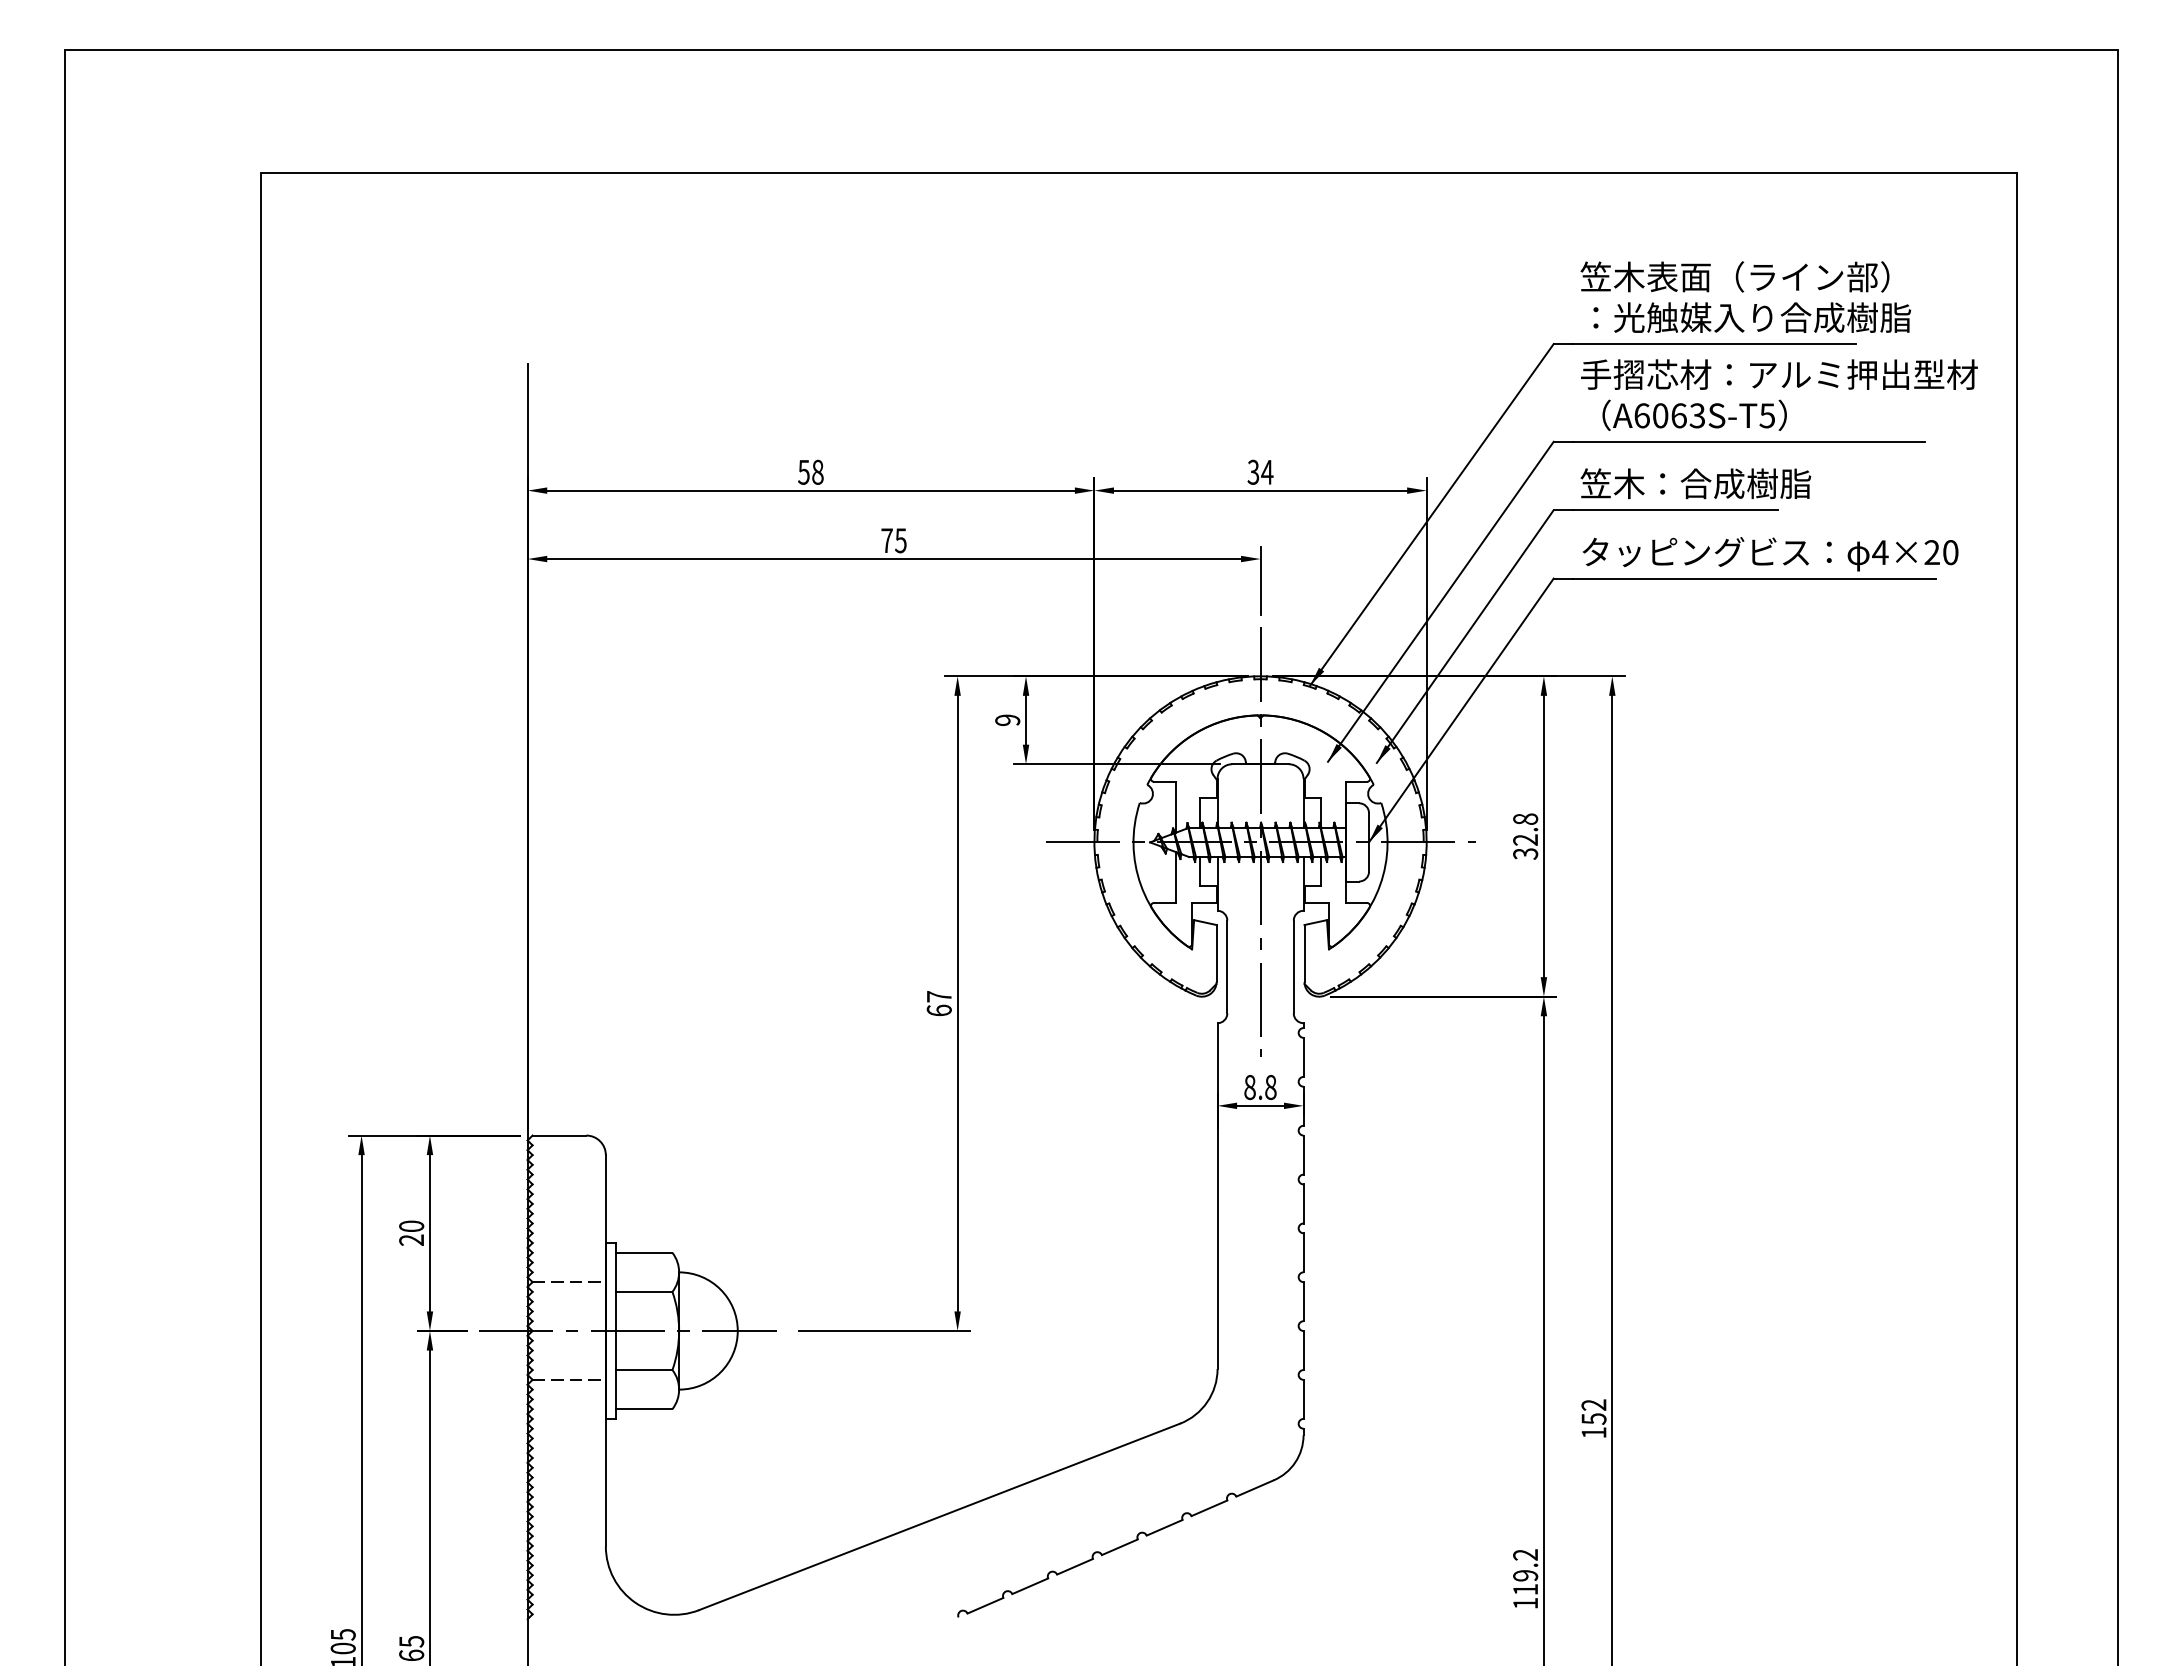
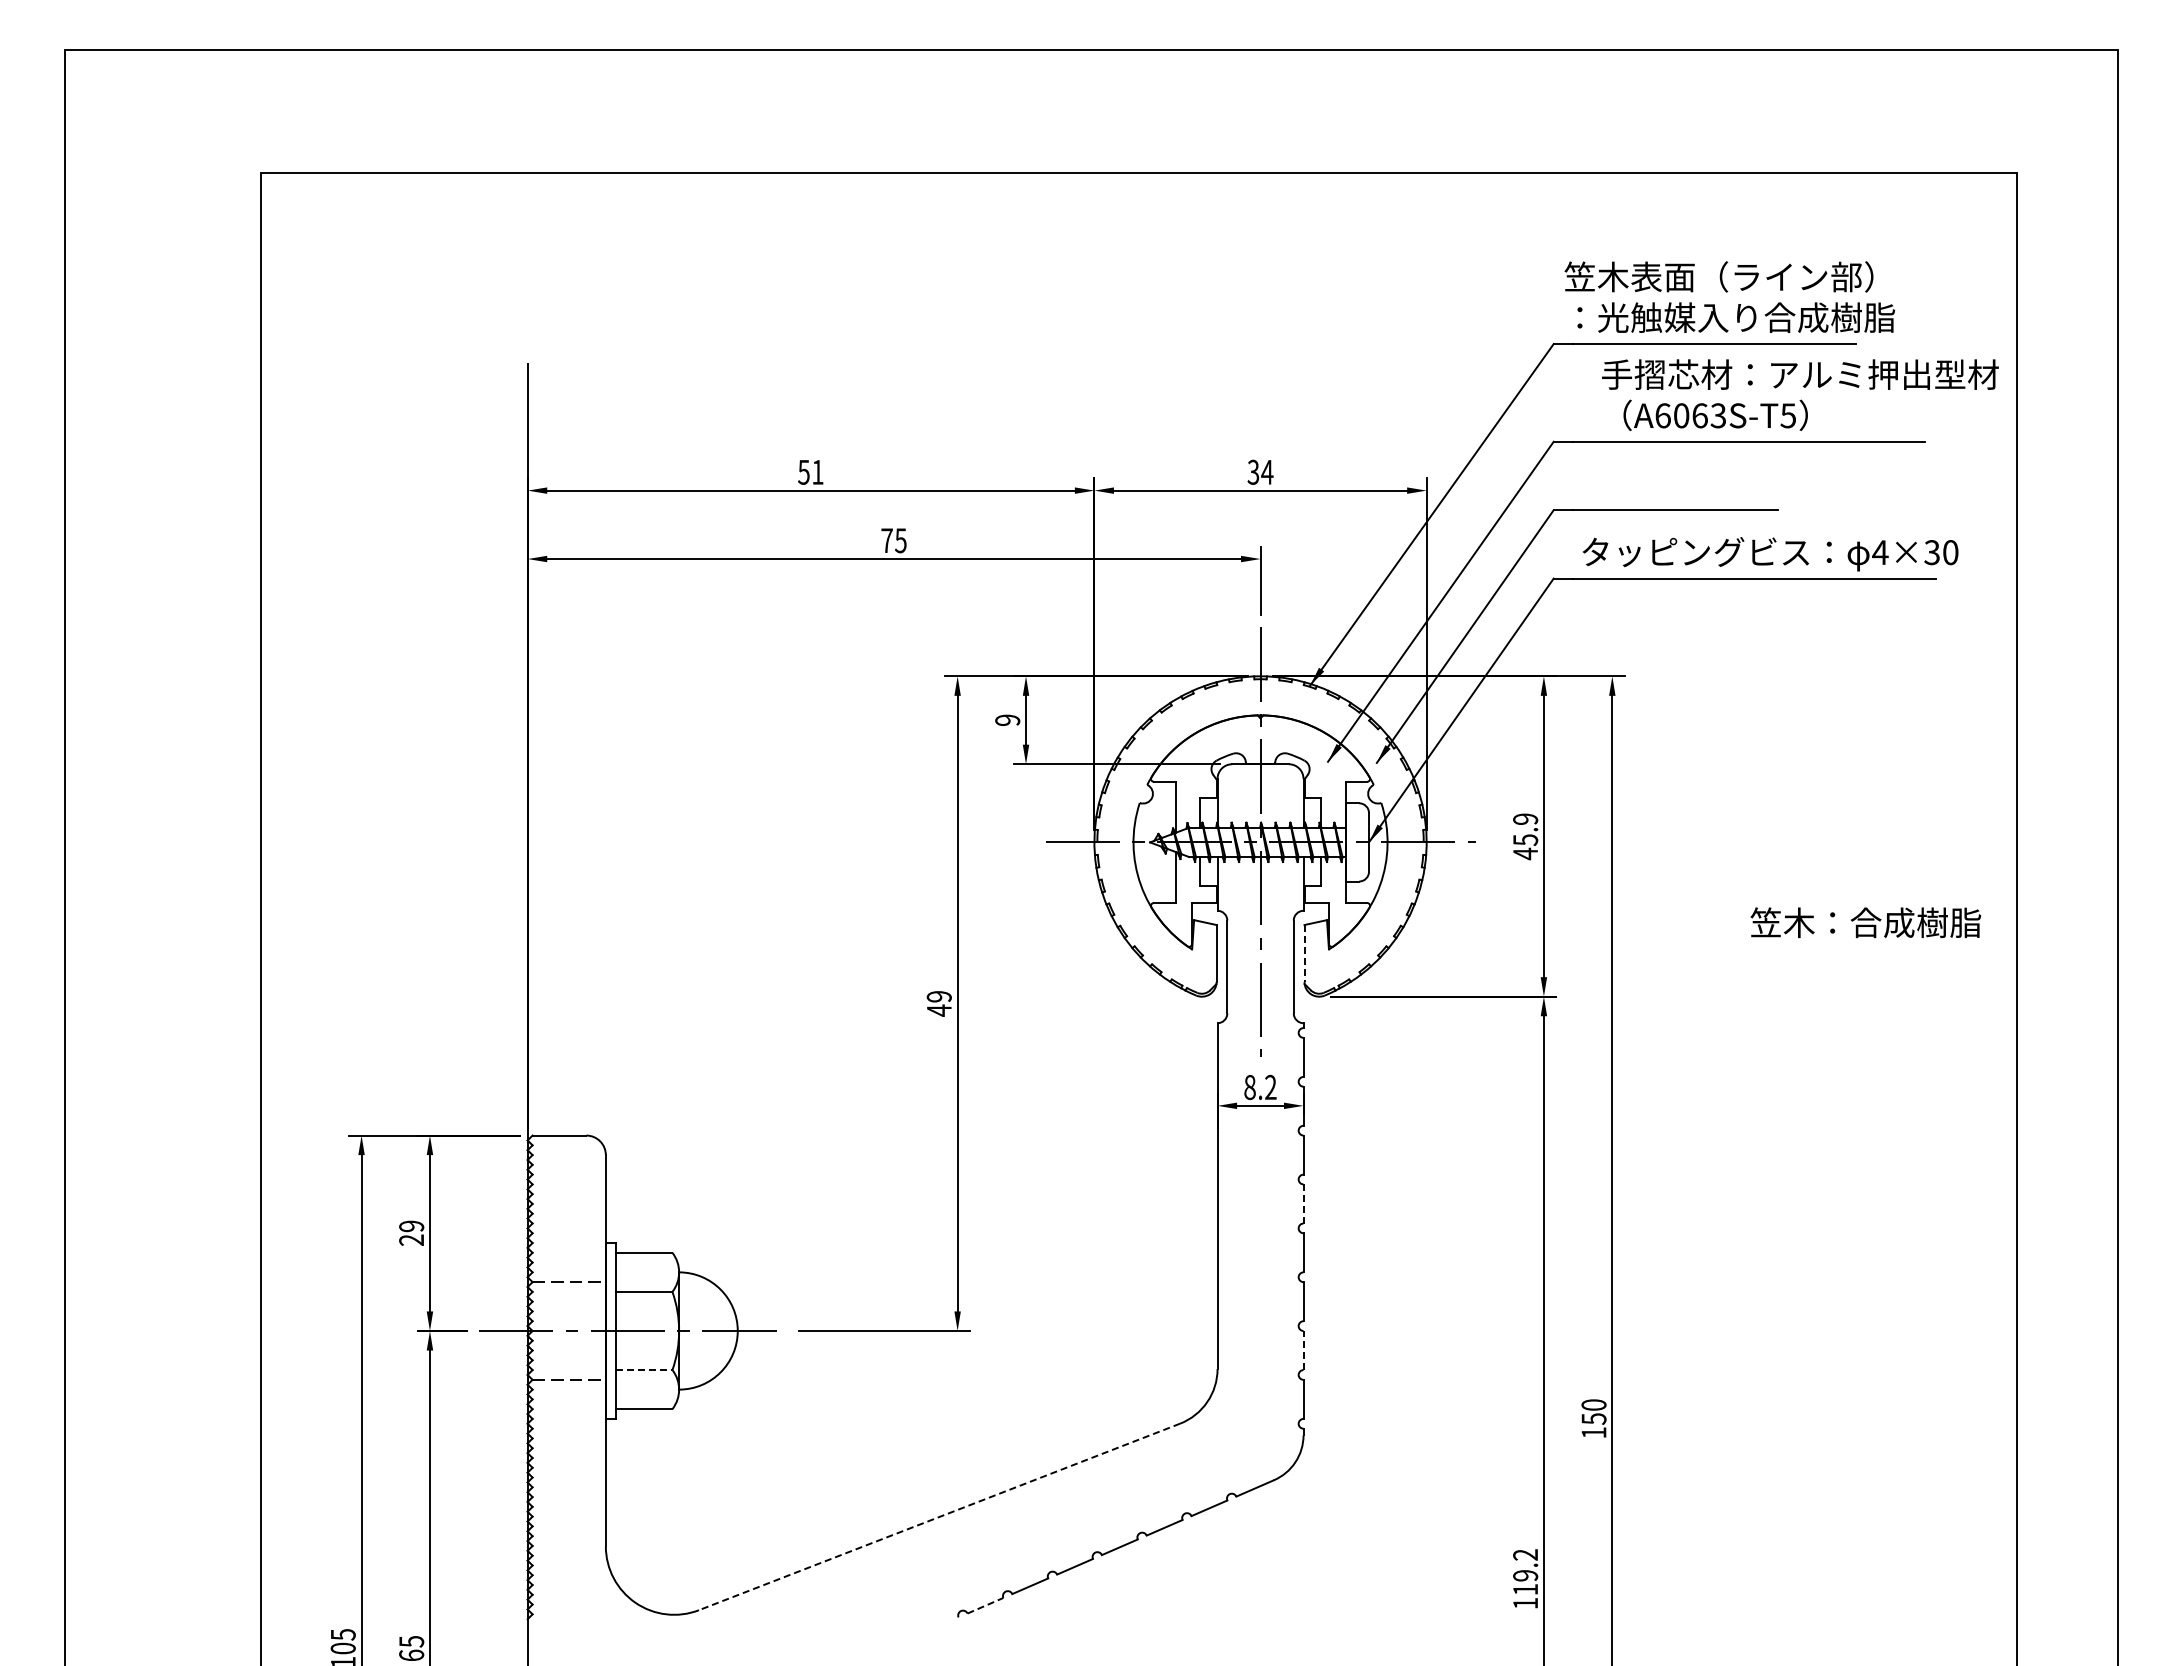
text position: (1745, 296) -> (1729, 296) (1729, 296)
text position: (1779, 394) -> (1800, 394) (1800, 394)
text: 58 -> 51 (817, 471)
text position: (1695, 483) -> (1865, 922) (1865, 922)
text: 4×20 -> 4×30 (1931, 552)
text: 32.8 -> 45.9 (1525, 836)
line: solid -> dashed (1304, 953)
text: 67 -> 49 (938, 1003)
text: 8.8 -> 8.2 (1270, 1087)
line: solid -> dashed (1303, 1203)
text: 20 -> 29 (411, 1226)
line: solid -> dashed (1303, 1350)
line: solid -> dashed (644, 1370)
text: 152 -> 150 (1593, 1404)
line: solid -> dashed (939, 1517)
line: solid -> dashed (985, 1605)
